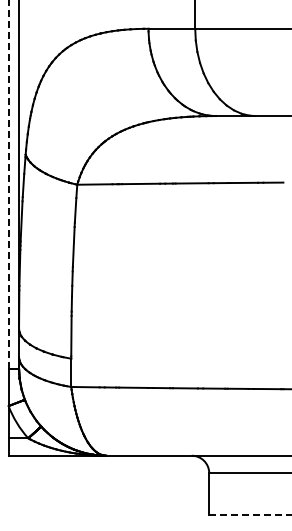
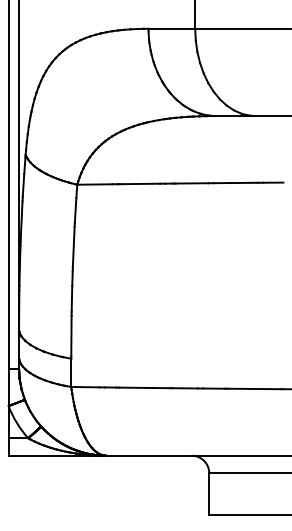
line: dashed -> solid (8, 184)
line: dashed -> solid (250, 515)
